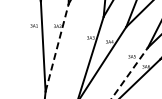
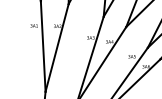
line: dashed -> solid (57, 47)
line: dashed -> solid (129, 73)
